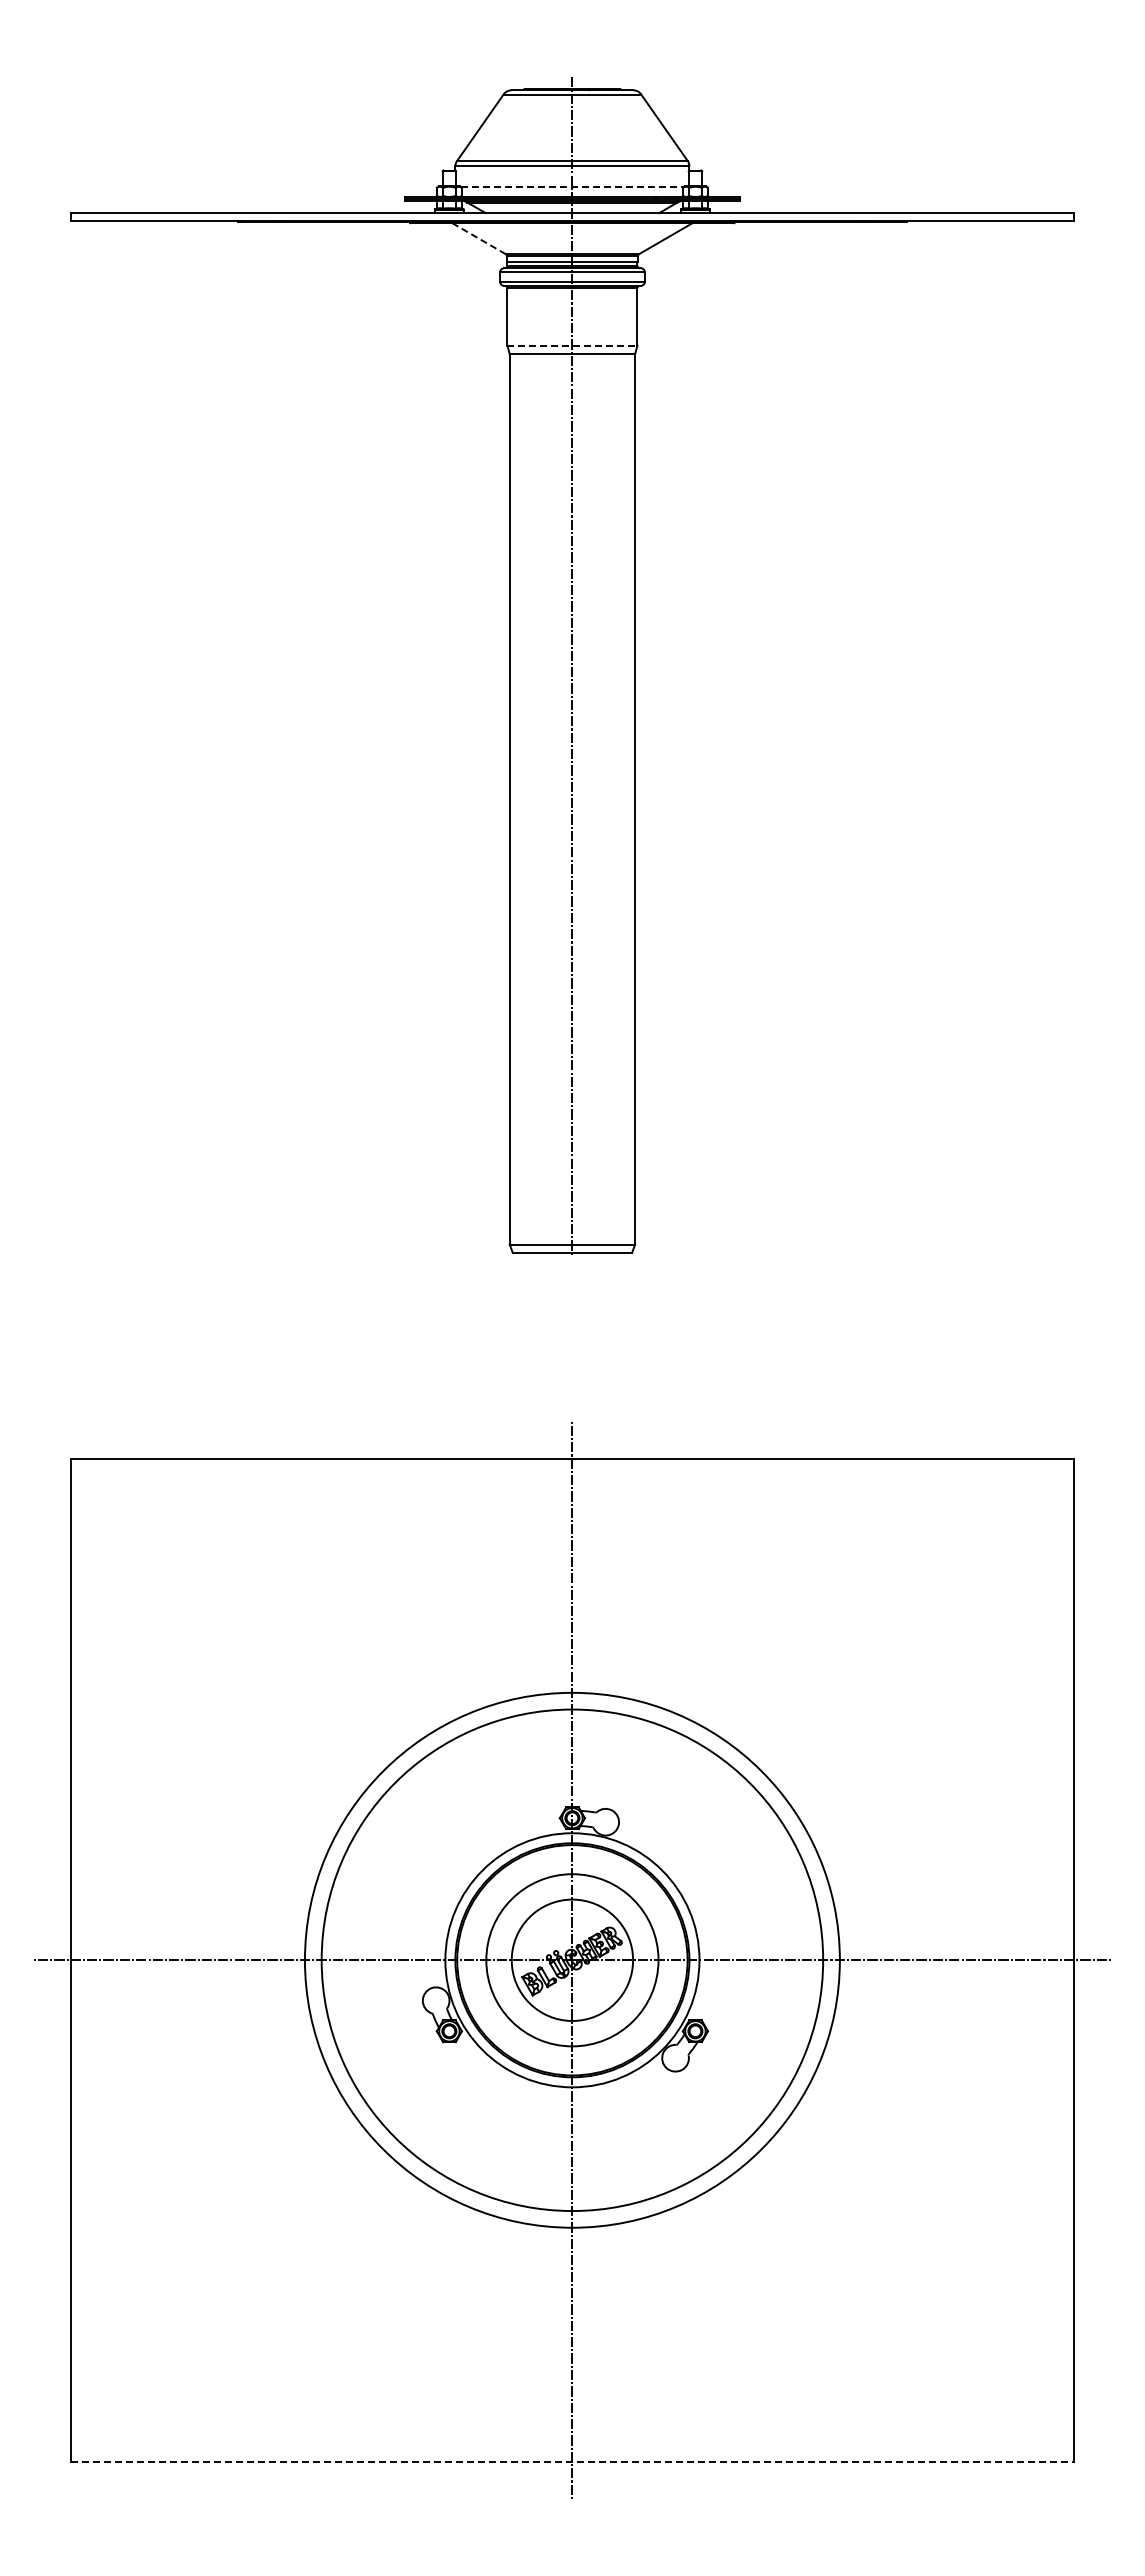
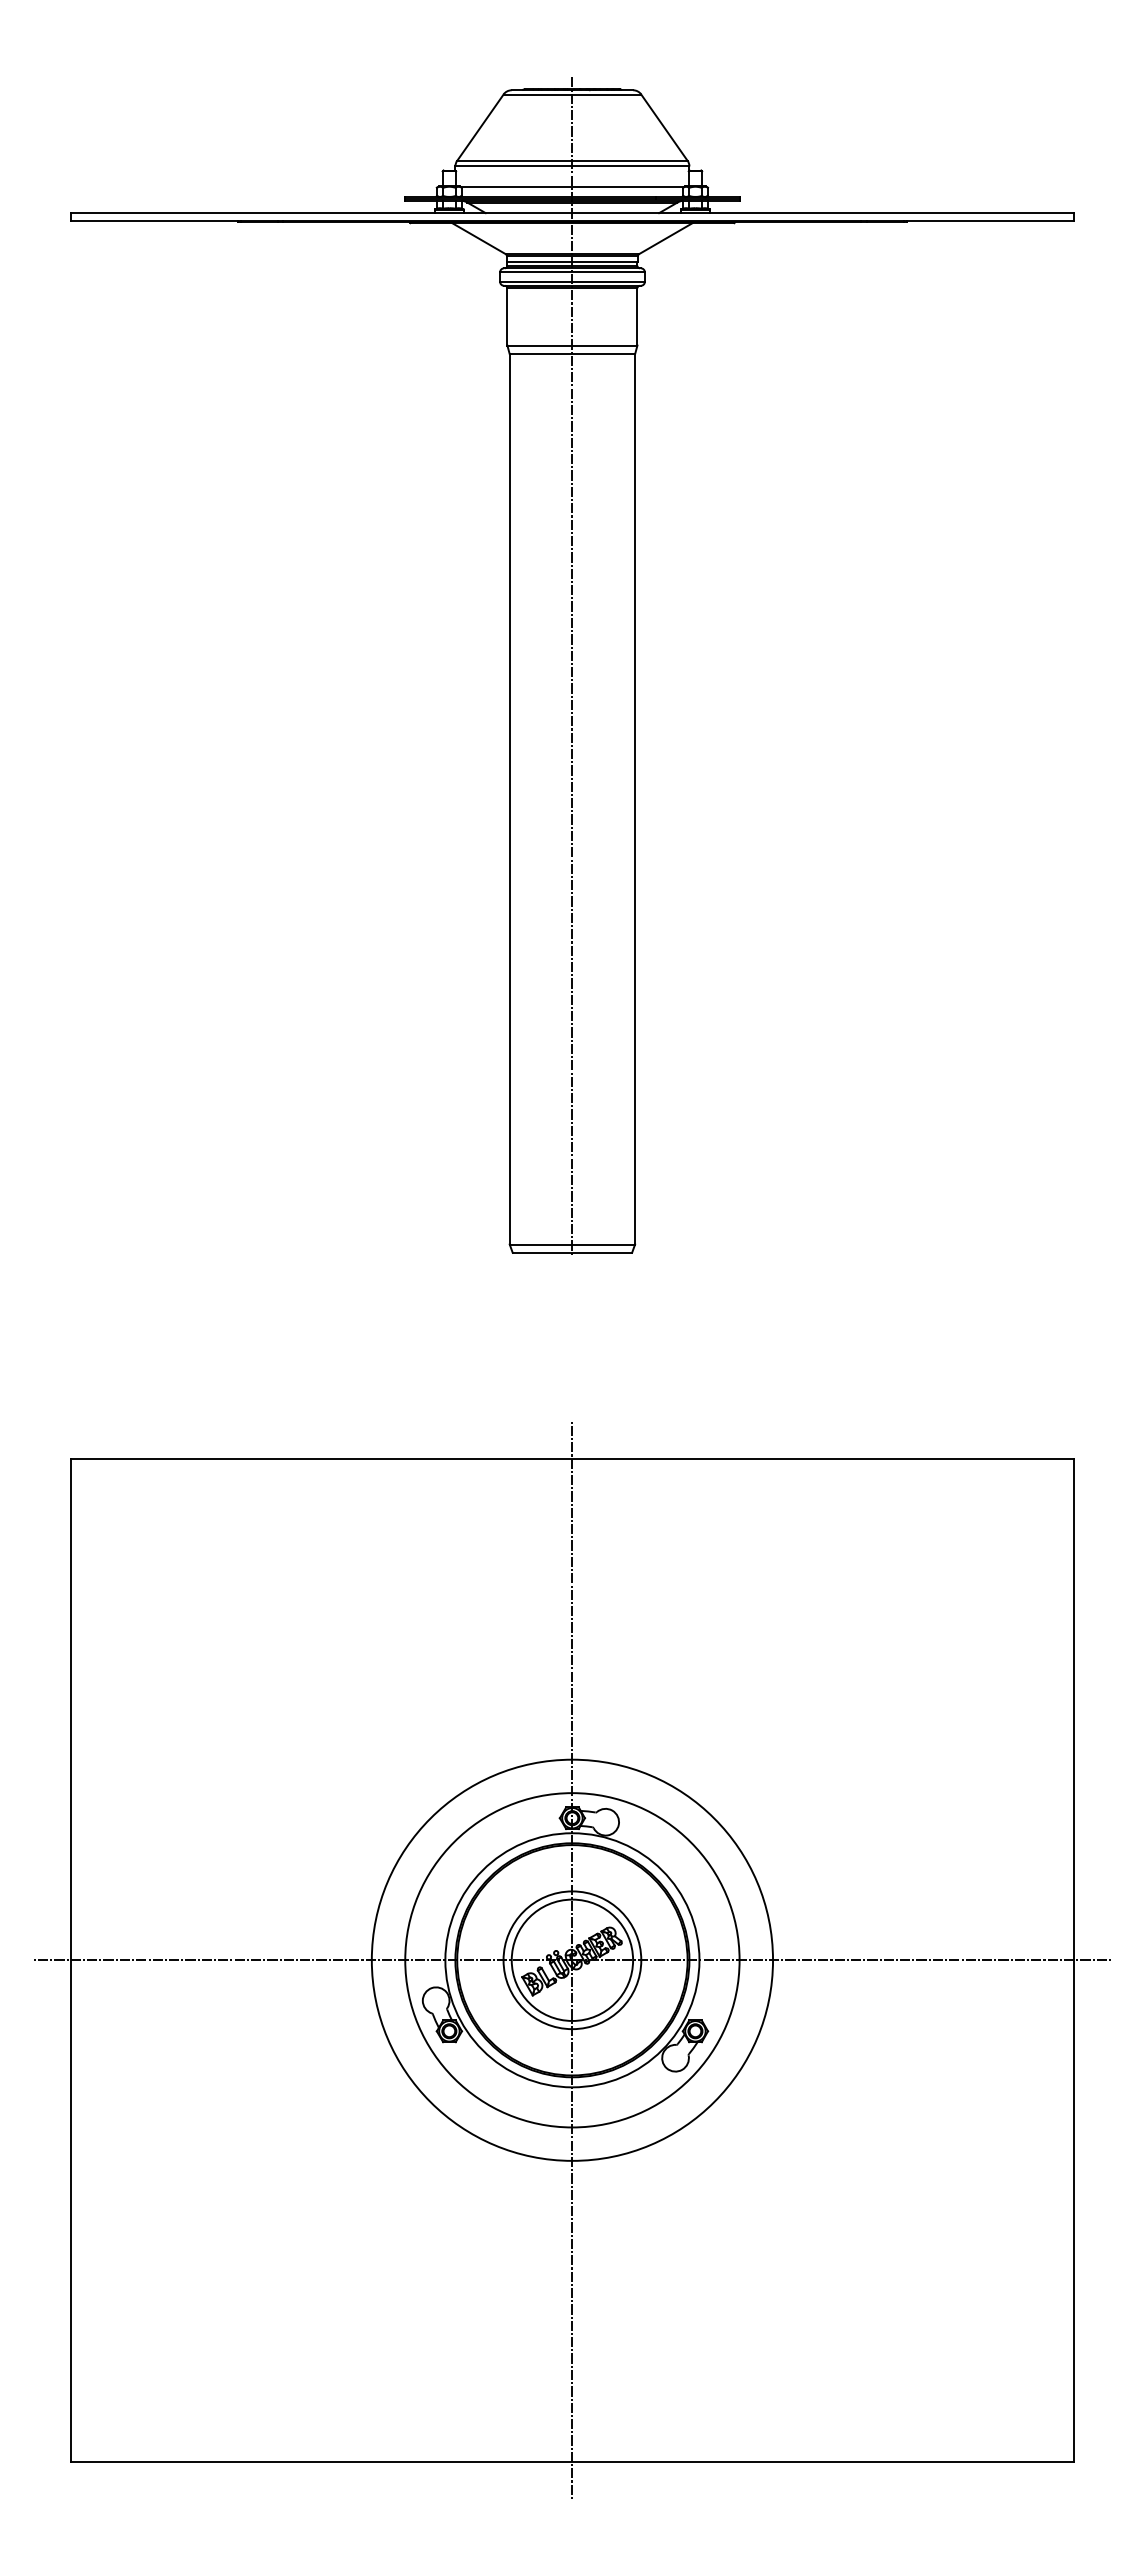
line: dashed -> solid (572, 187)
line: dashed -> solid (479, 238)
line: dashed -> solid (572, 345)
circle diameter: 535 px -> 334 px (572, 1960)
circle diameter: 172 px -> 138 px (572, 1960)
circle diameter: 501 px -> 401 px (572, 1959)
line: dashed -> solid (572, 2461)
